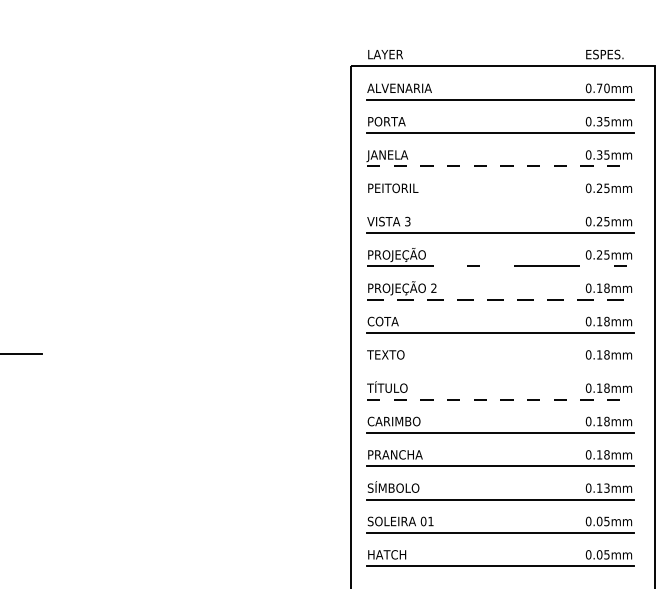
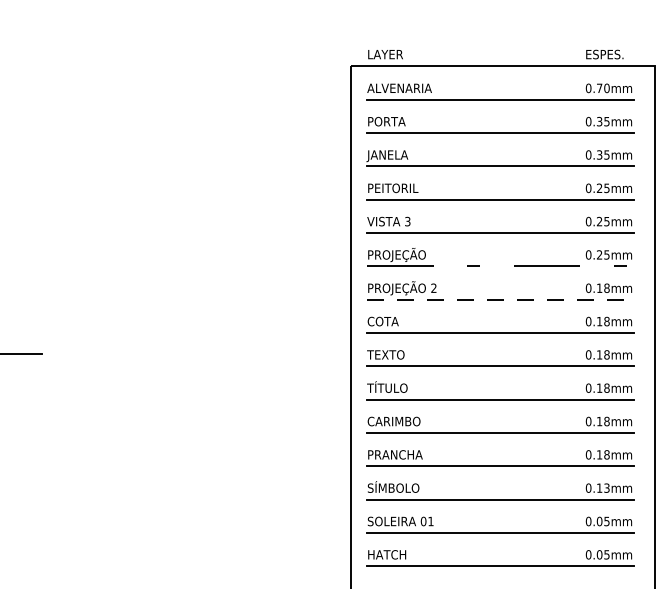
line: dashed -> solid (500, 166)
line: none -> present (500, 199)
line: none -> present (500, 366)
line: dashed -> solid (500, 399)
